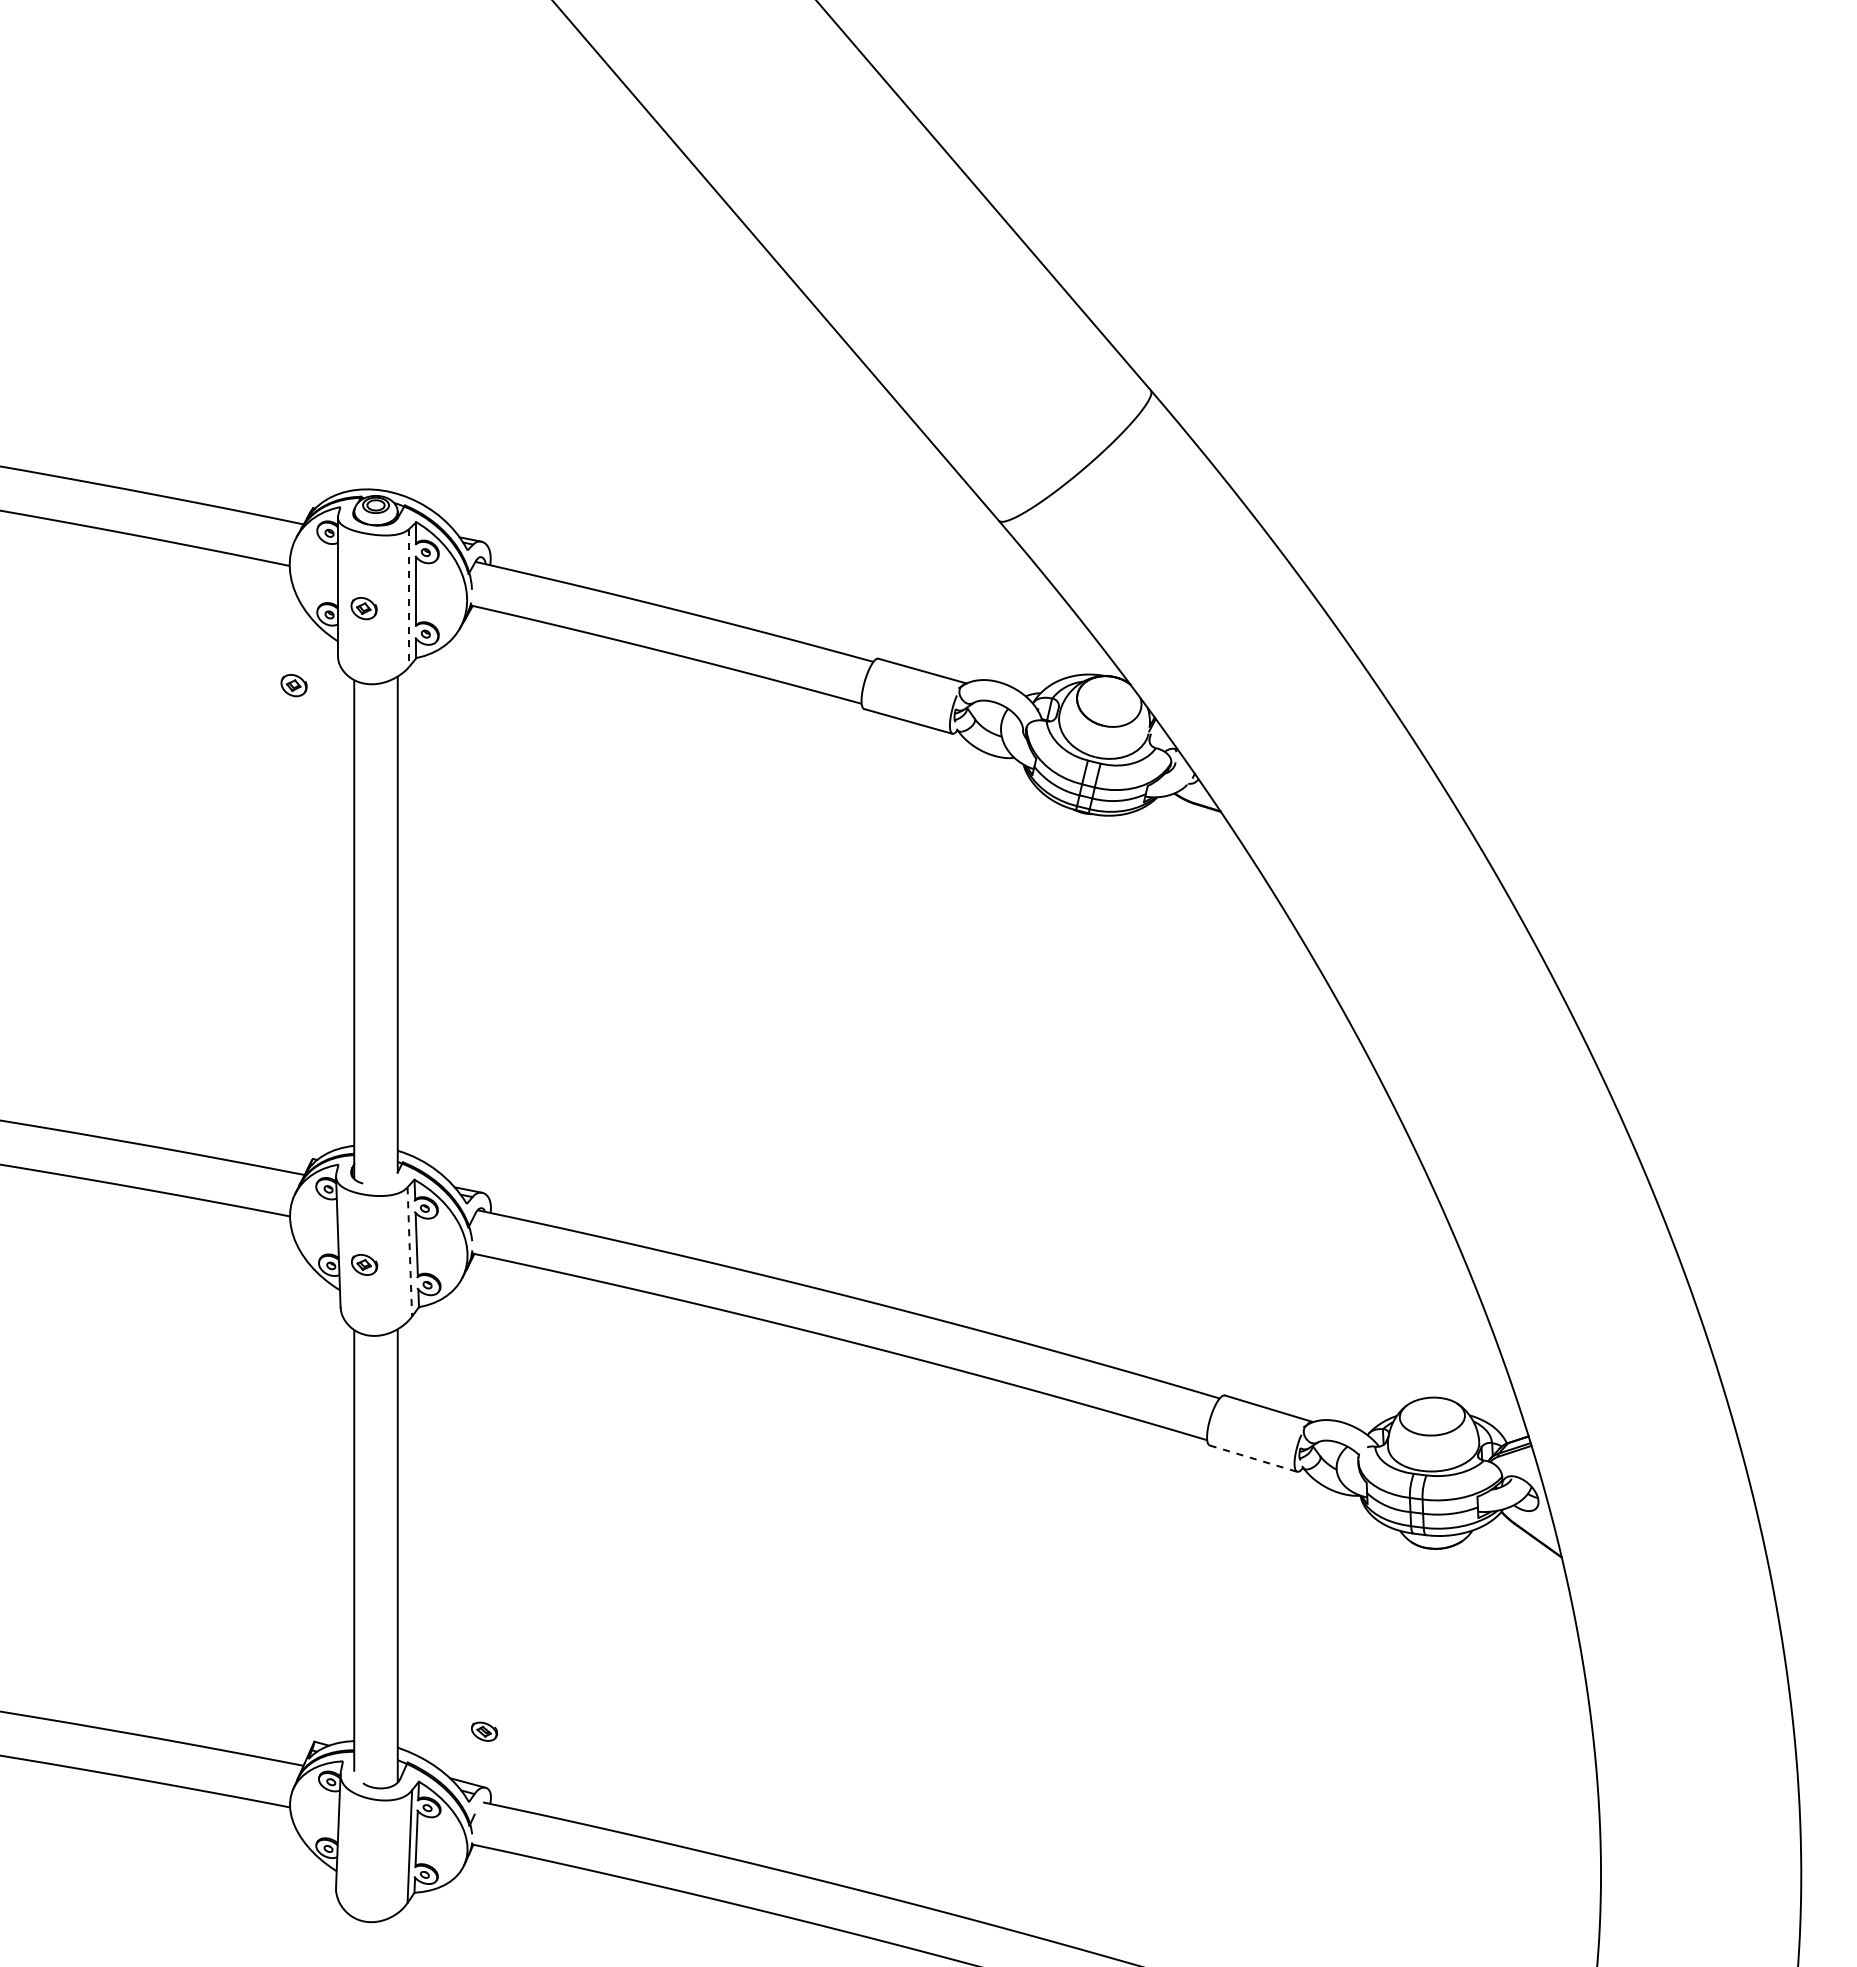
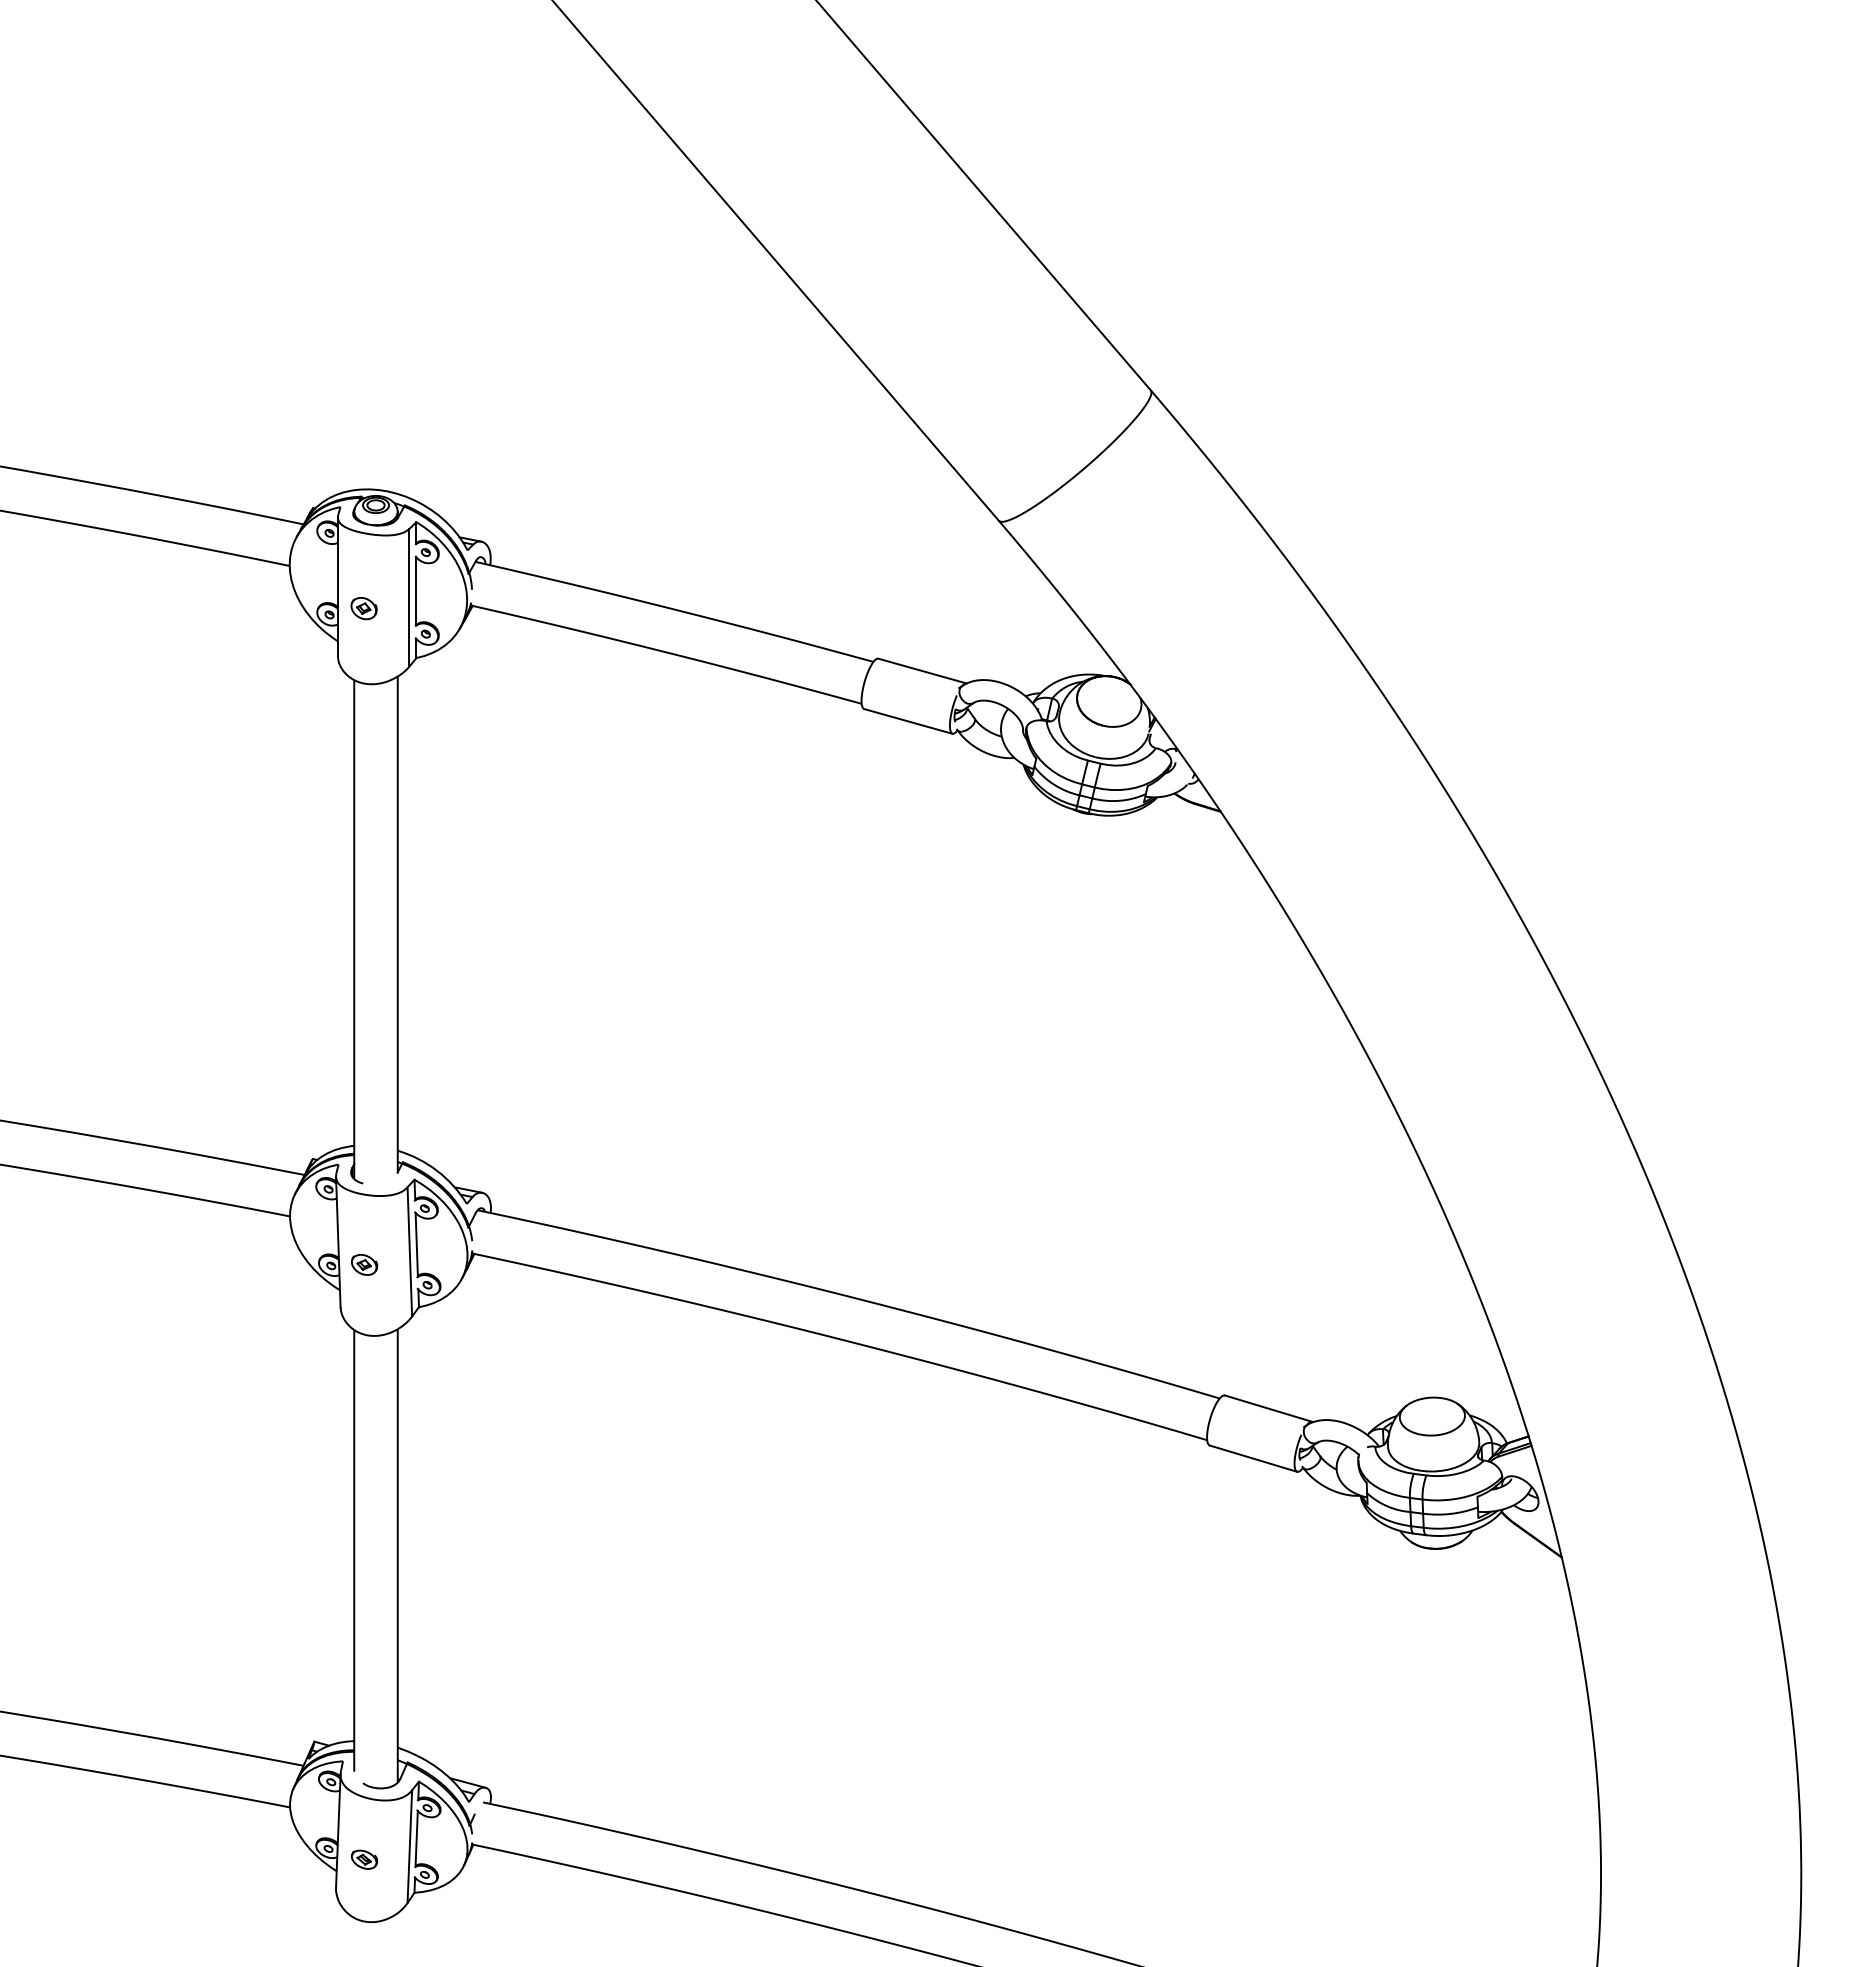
line: dashed -> solid (409, 597)
part: present -> none (293, 685)
line: dashed -> solid (409, 1251)
line: dashed -> solid (1253, 1458)
part position: (484, 1731) -> (364, 1859) (364, 1859)
